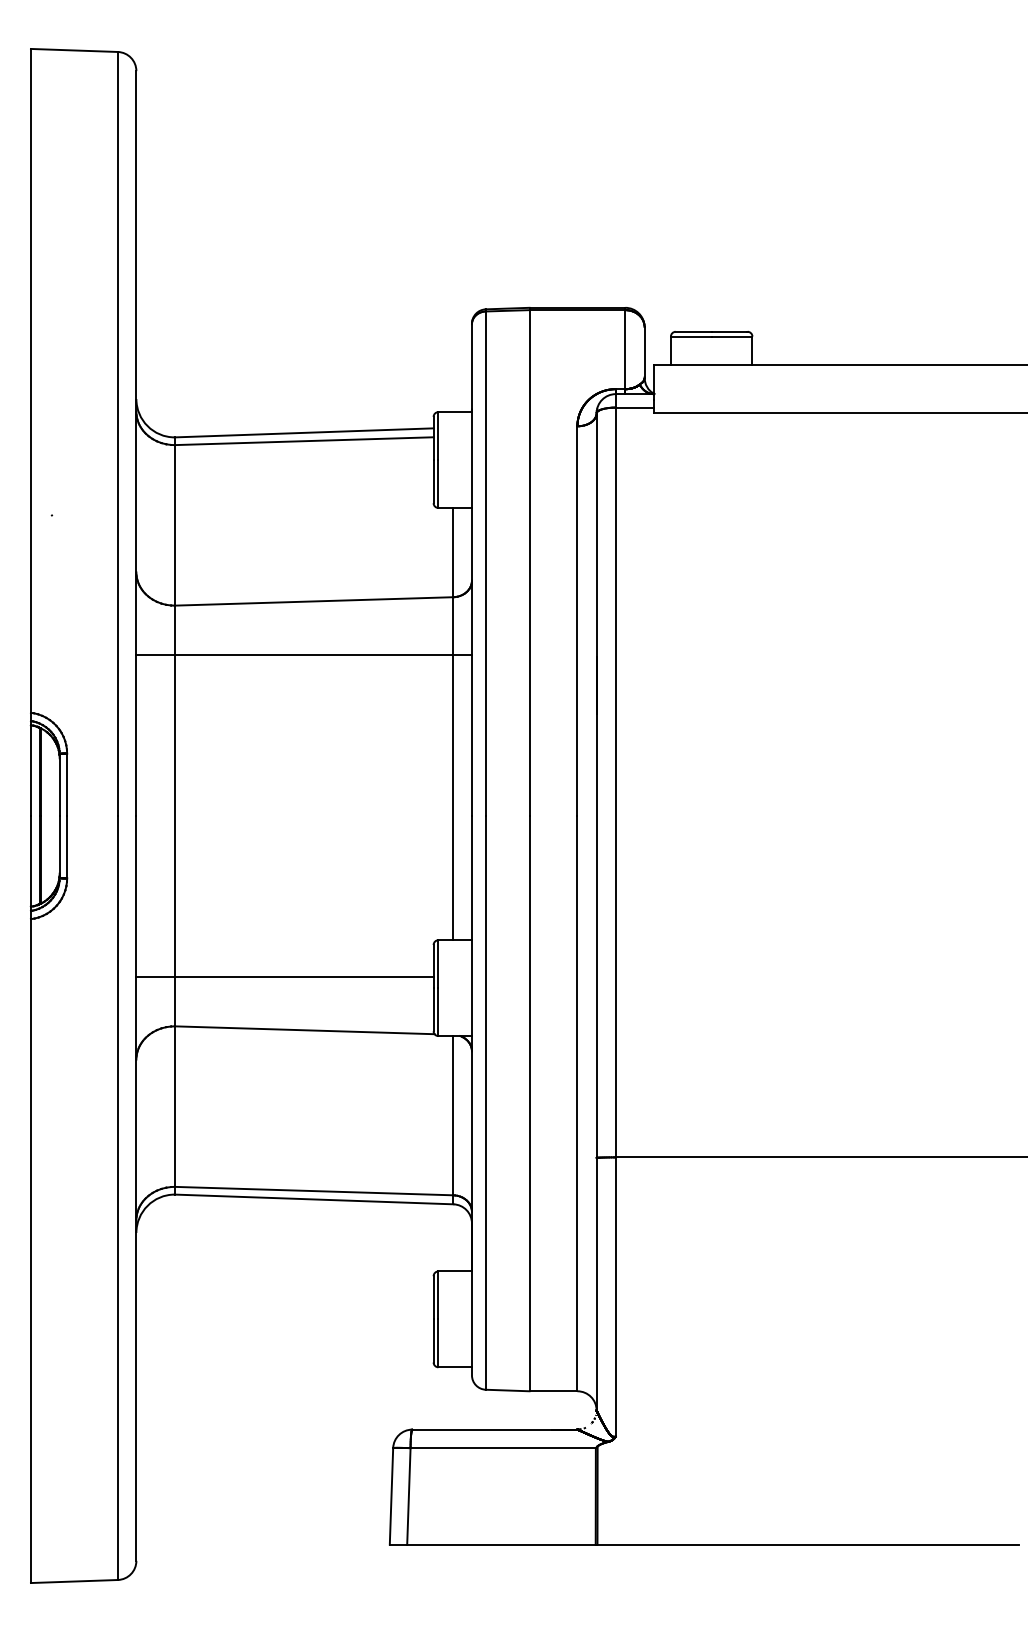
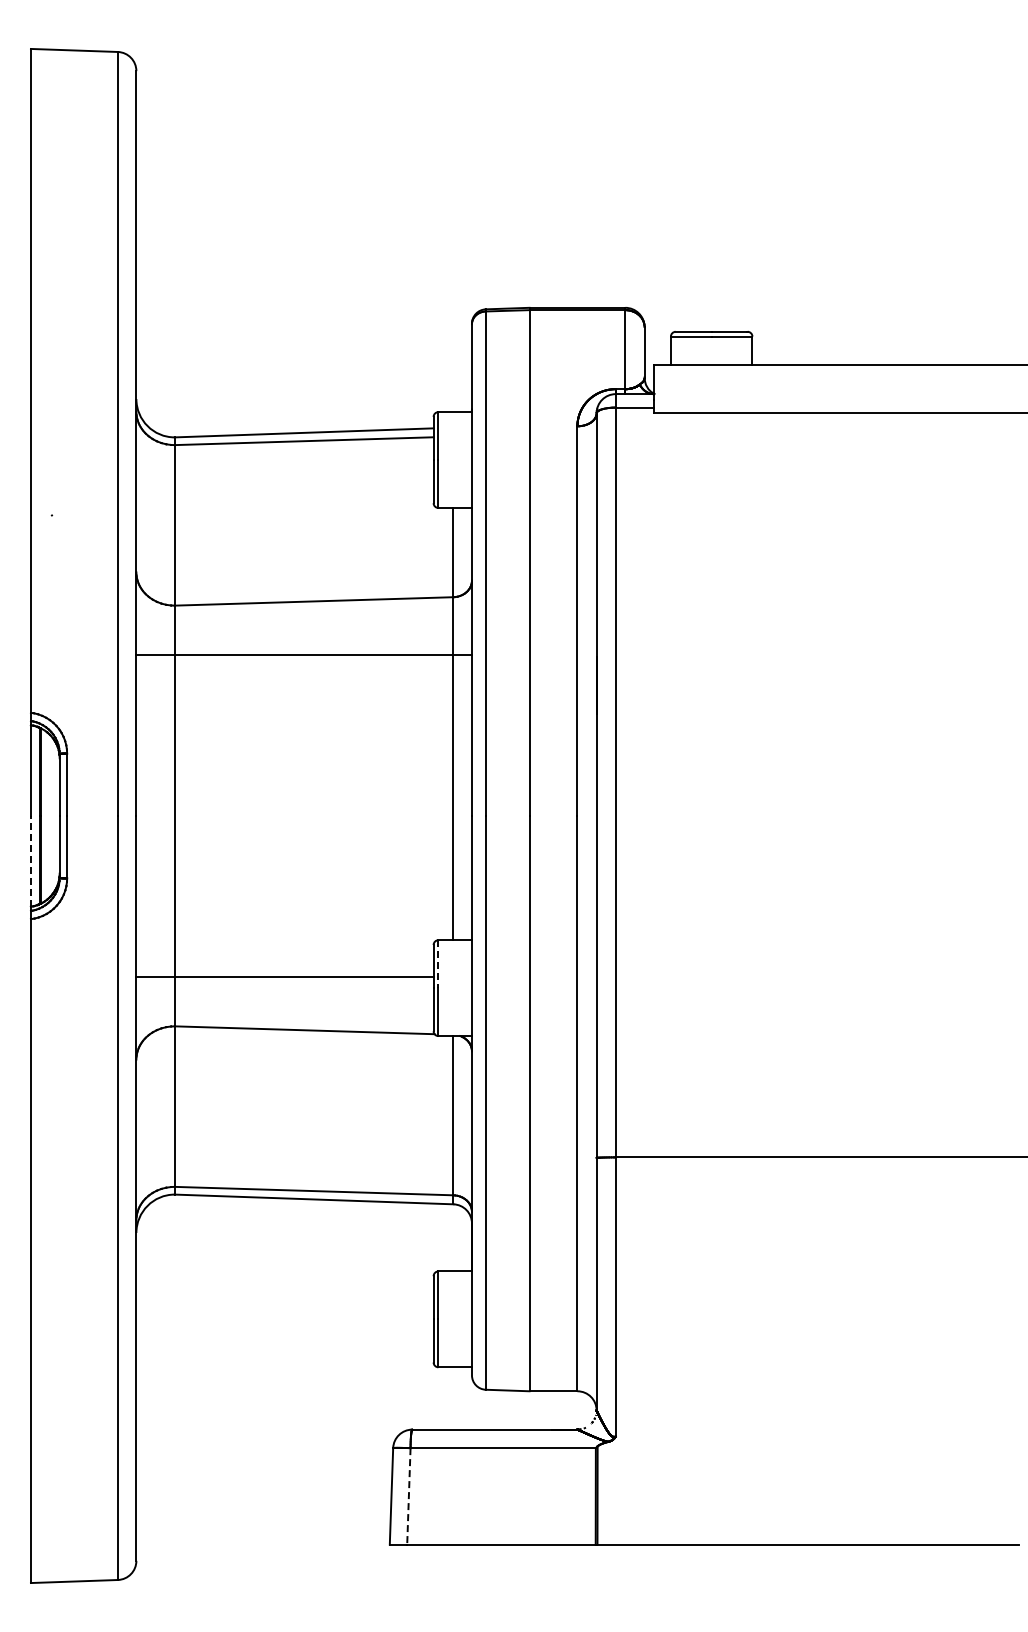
line: solid -> dashed (30, 860)
line: solid -> dashed (438, 964)
line: solid -> dashed (408, 1496)
